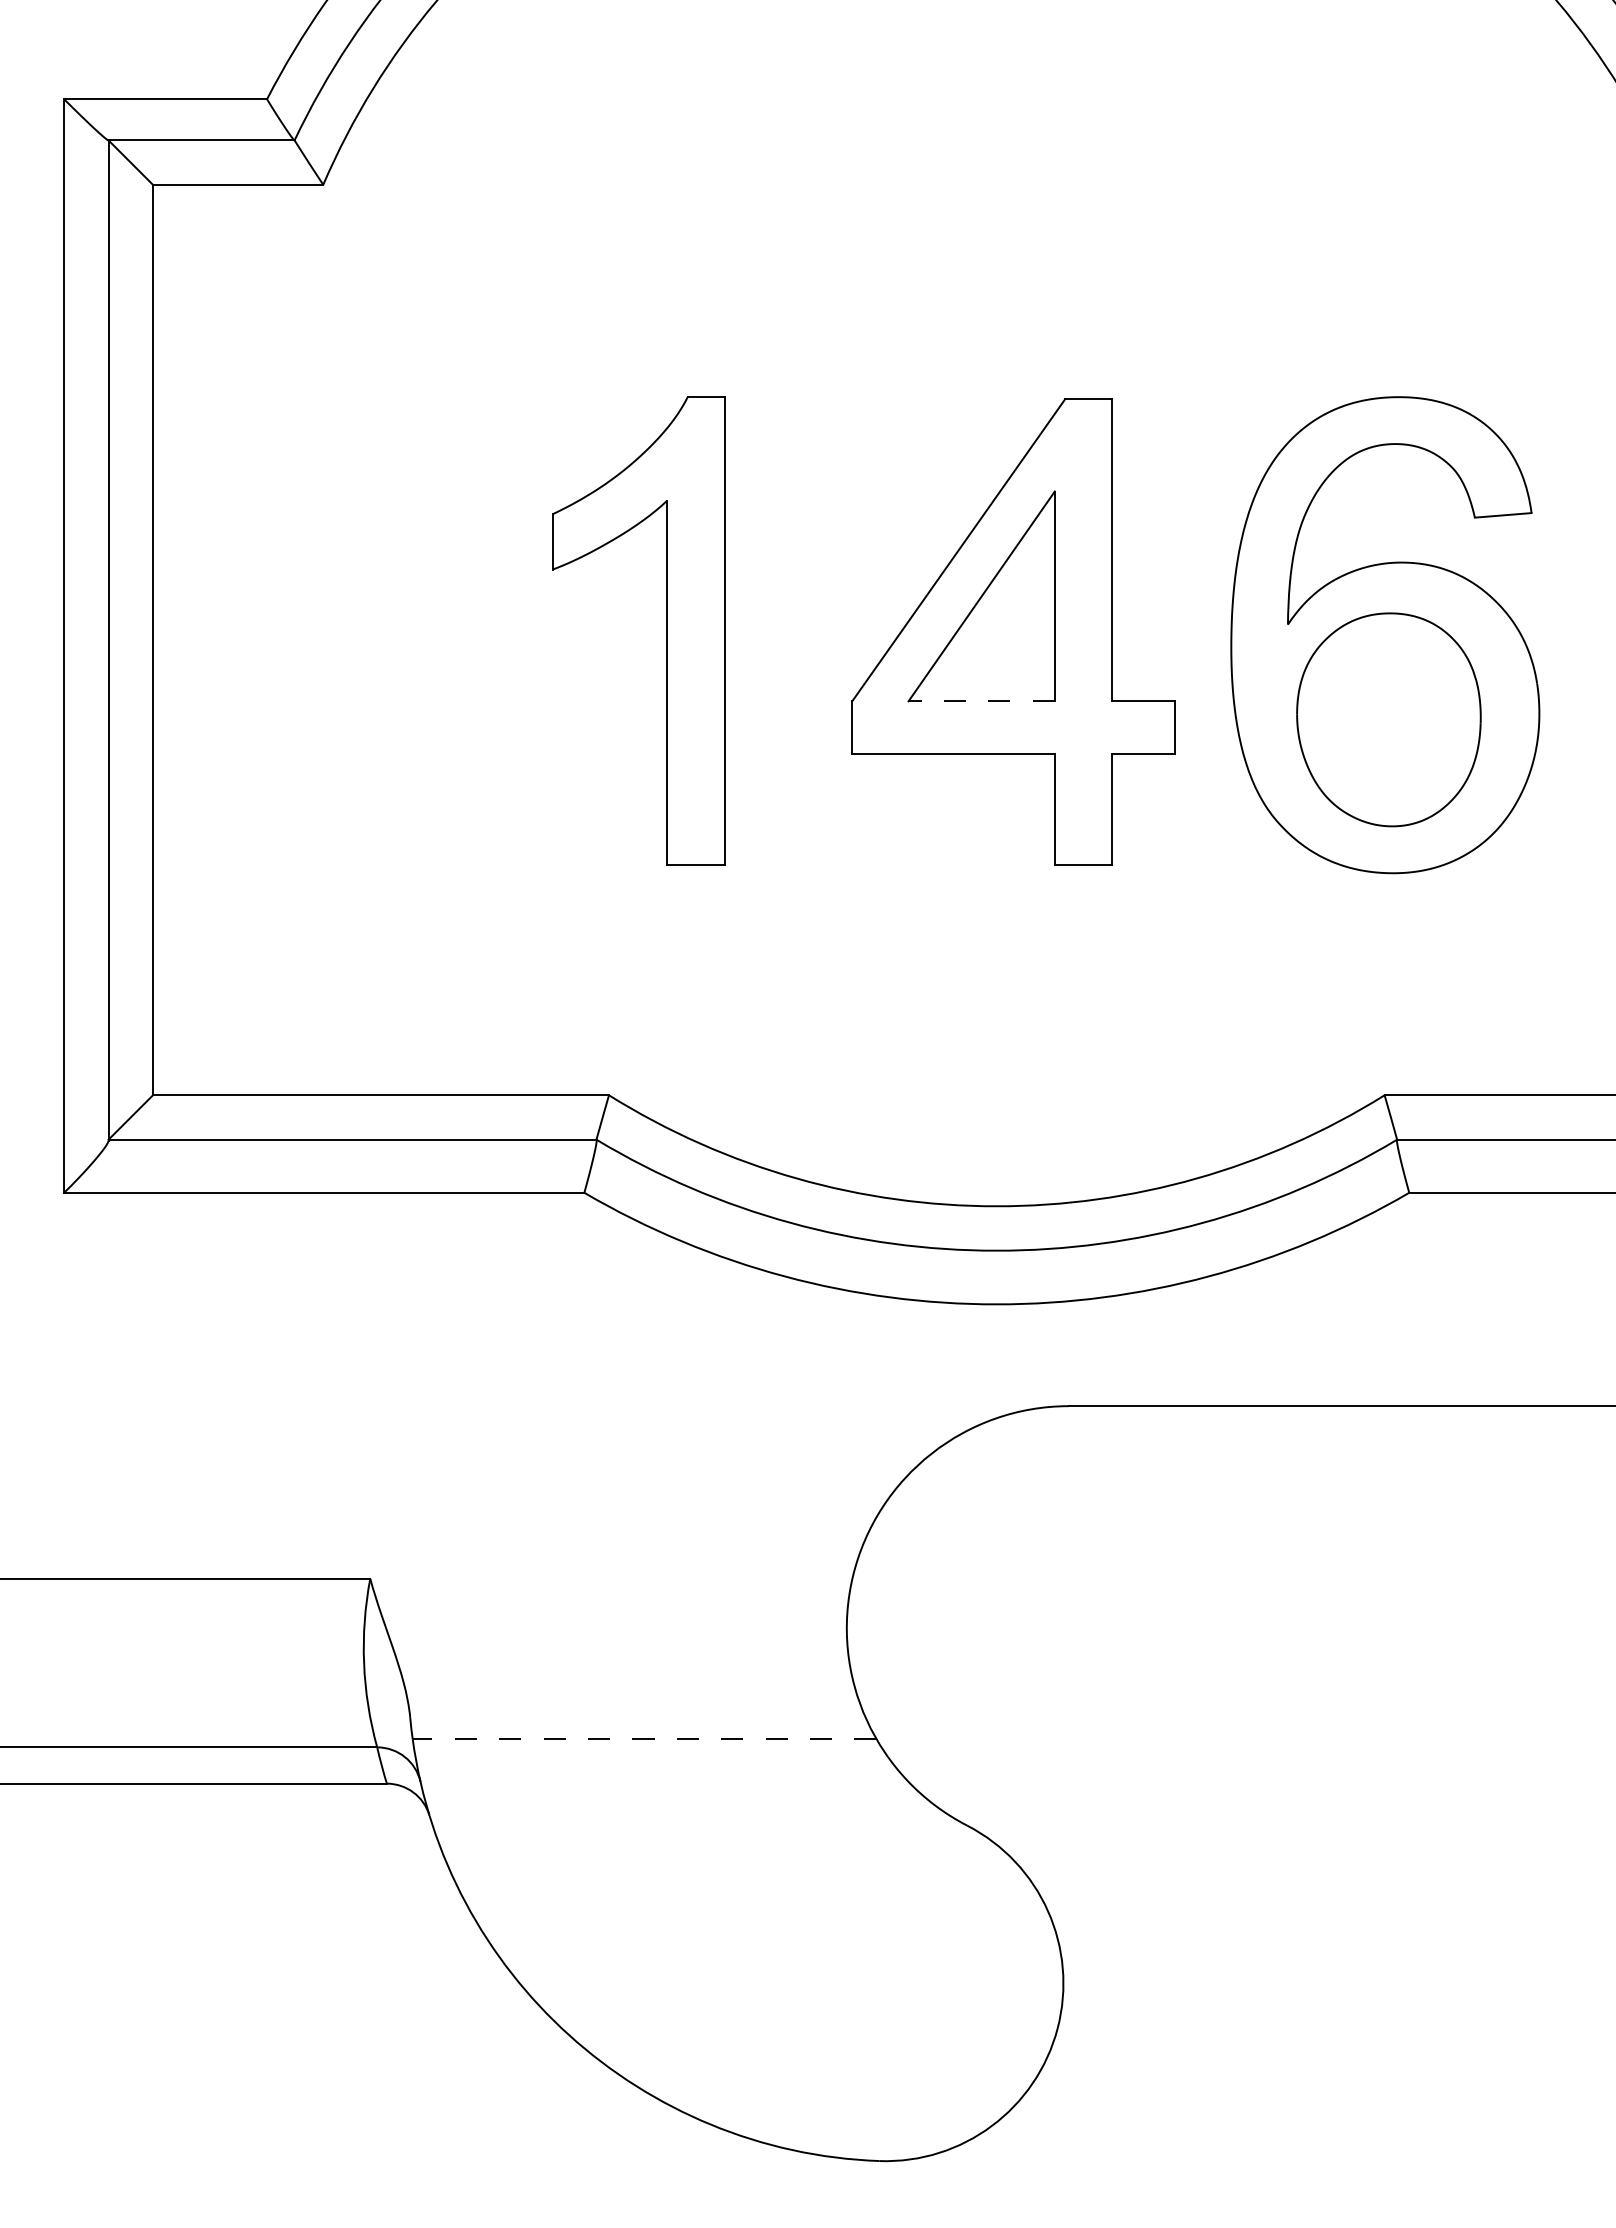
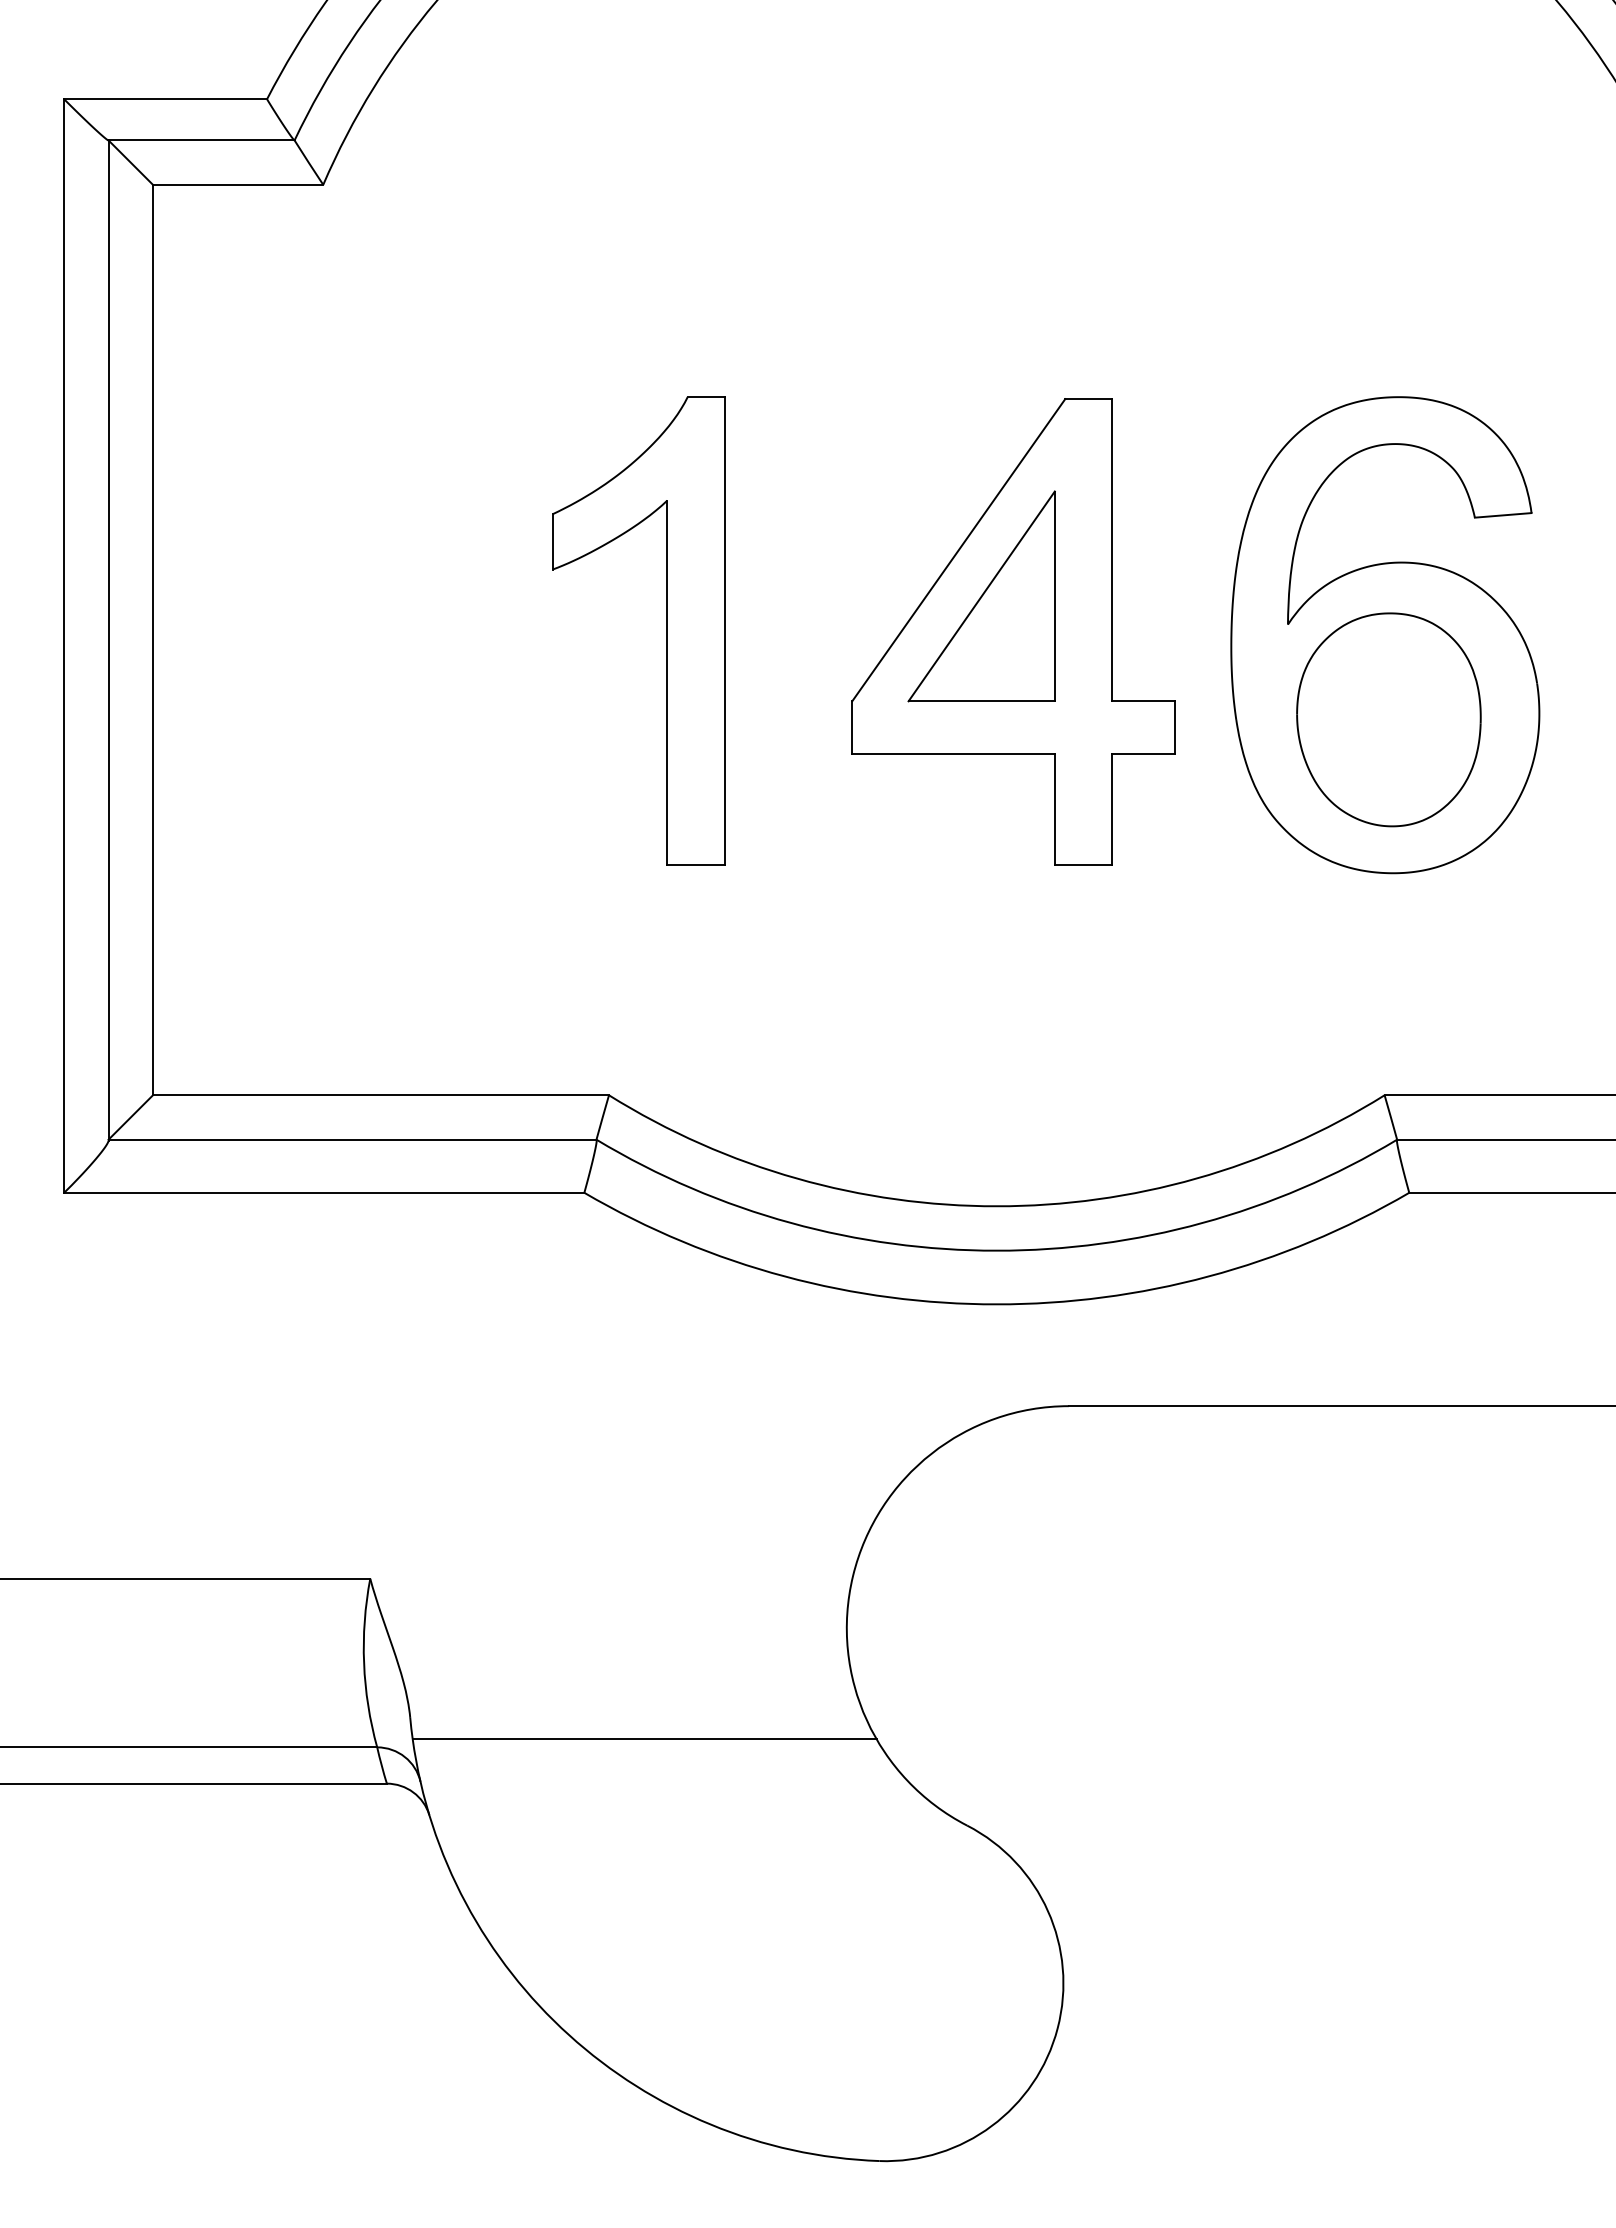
line: dashed -> solid (981, 701)
line: dashed -> solid (644, 1739)
